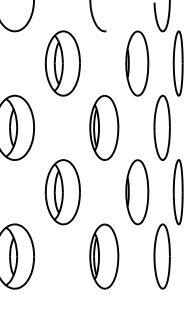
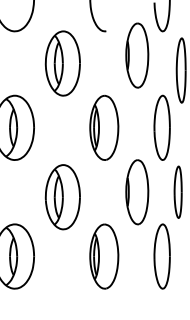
part position: (137, 63) -> (137, 55) (137, 55)
part position: (177, 63) -> (180, 70) (180, 70)
part position: (62, 192) -> (62, 197) (62, 197)
part size: 12x67 px -> 10x54 px (177, 191)
